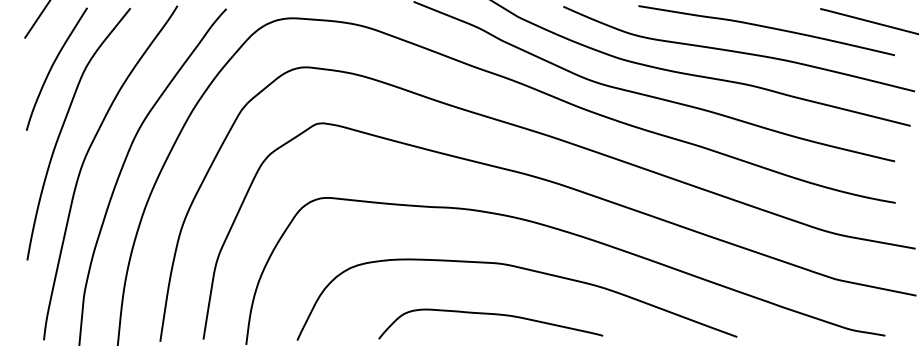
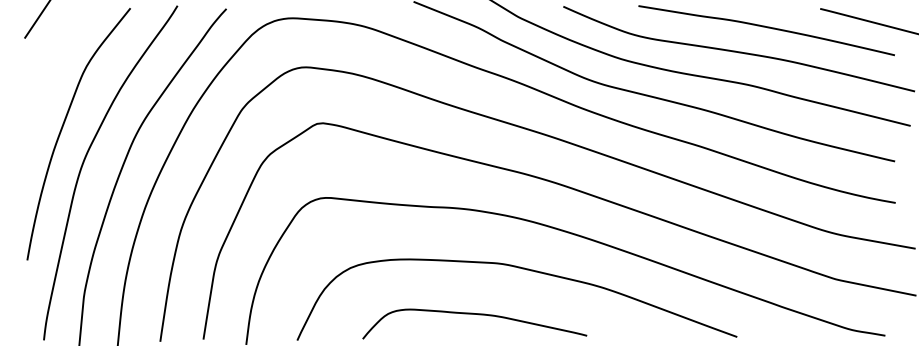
curve: present -> none (53, 66)
curve position: (494, 315) -> (478, 315) (478, 315)
